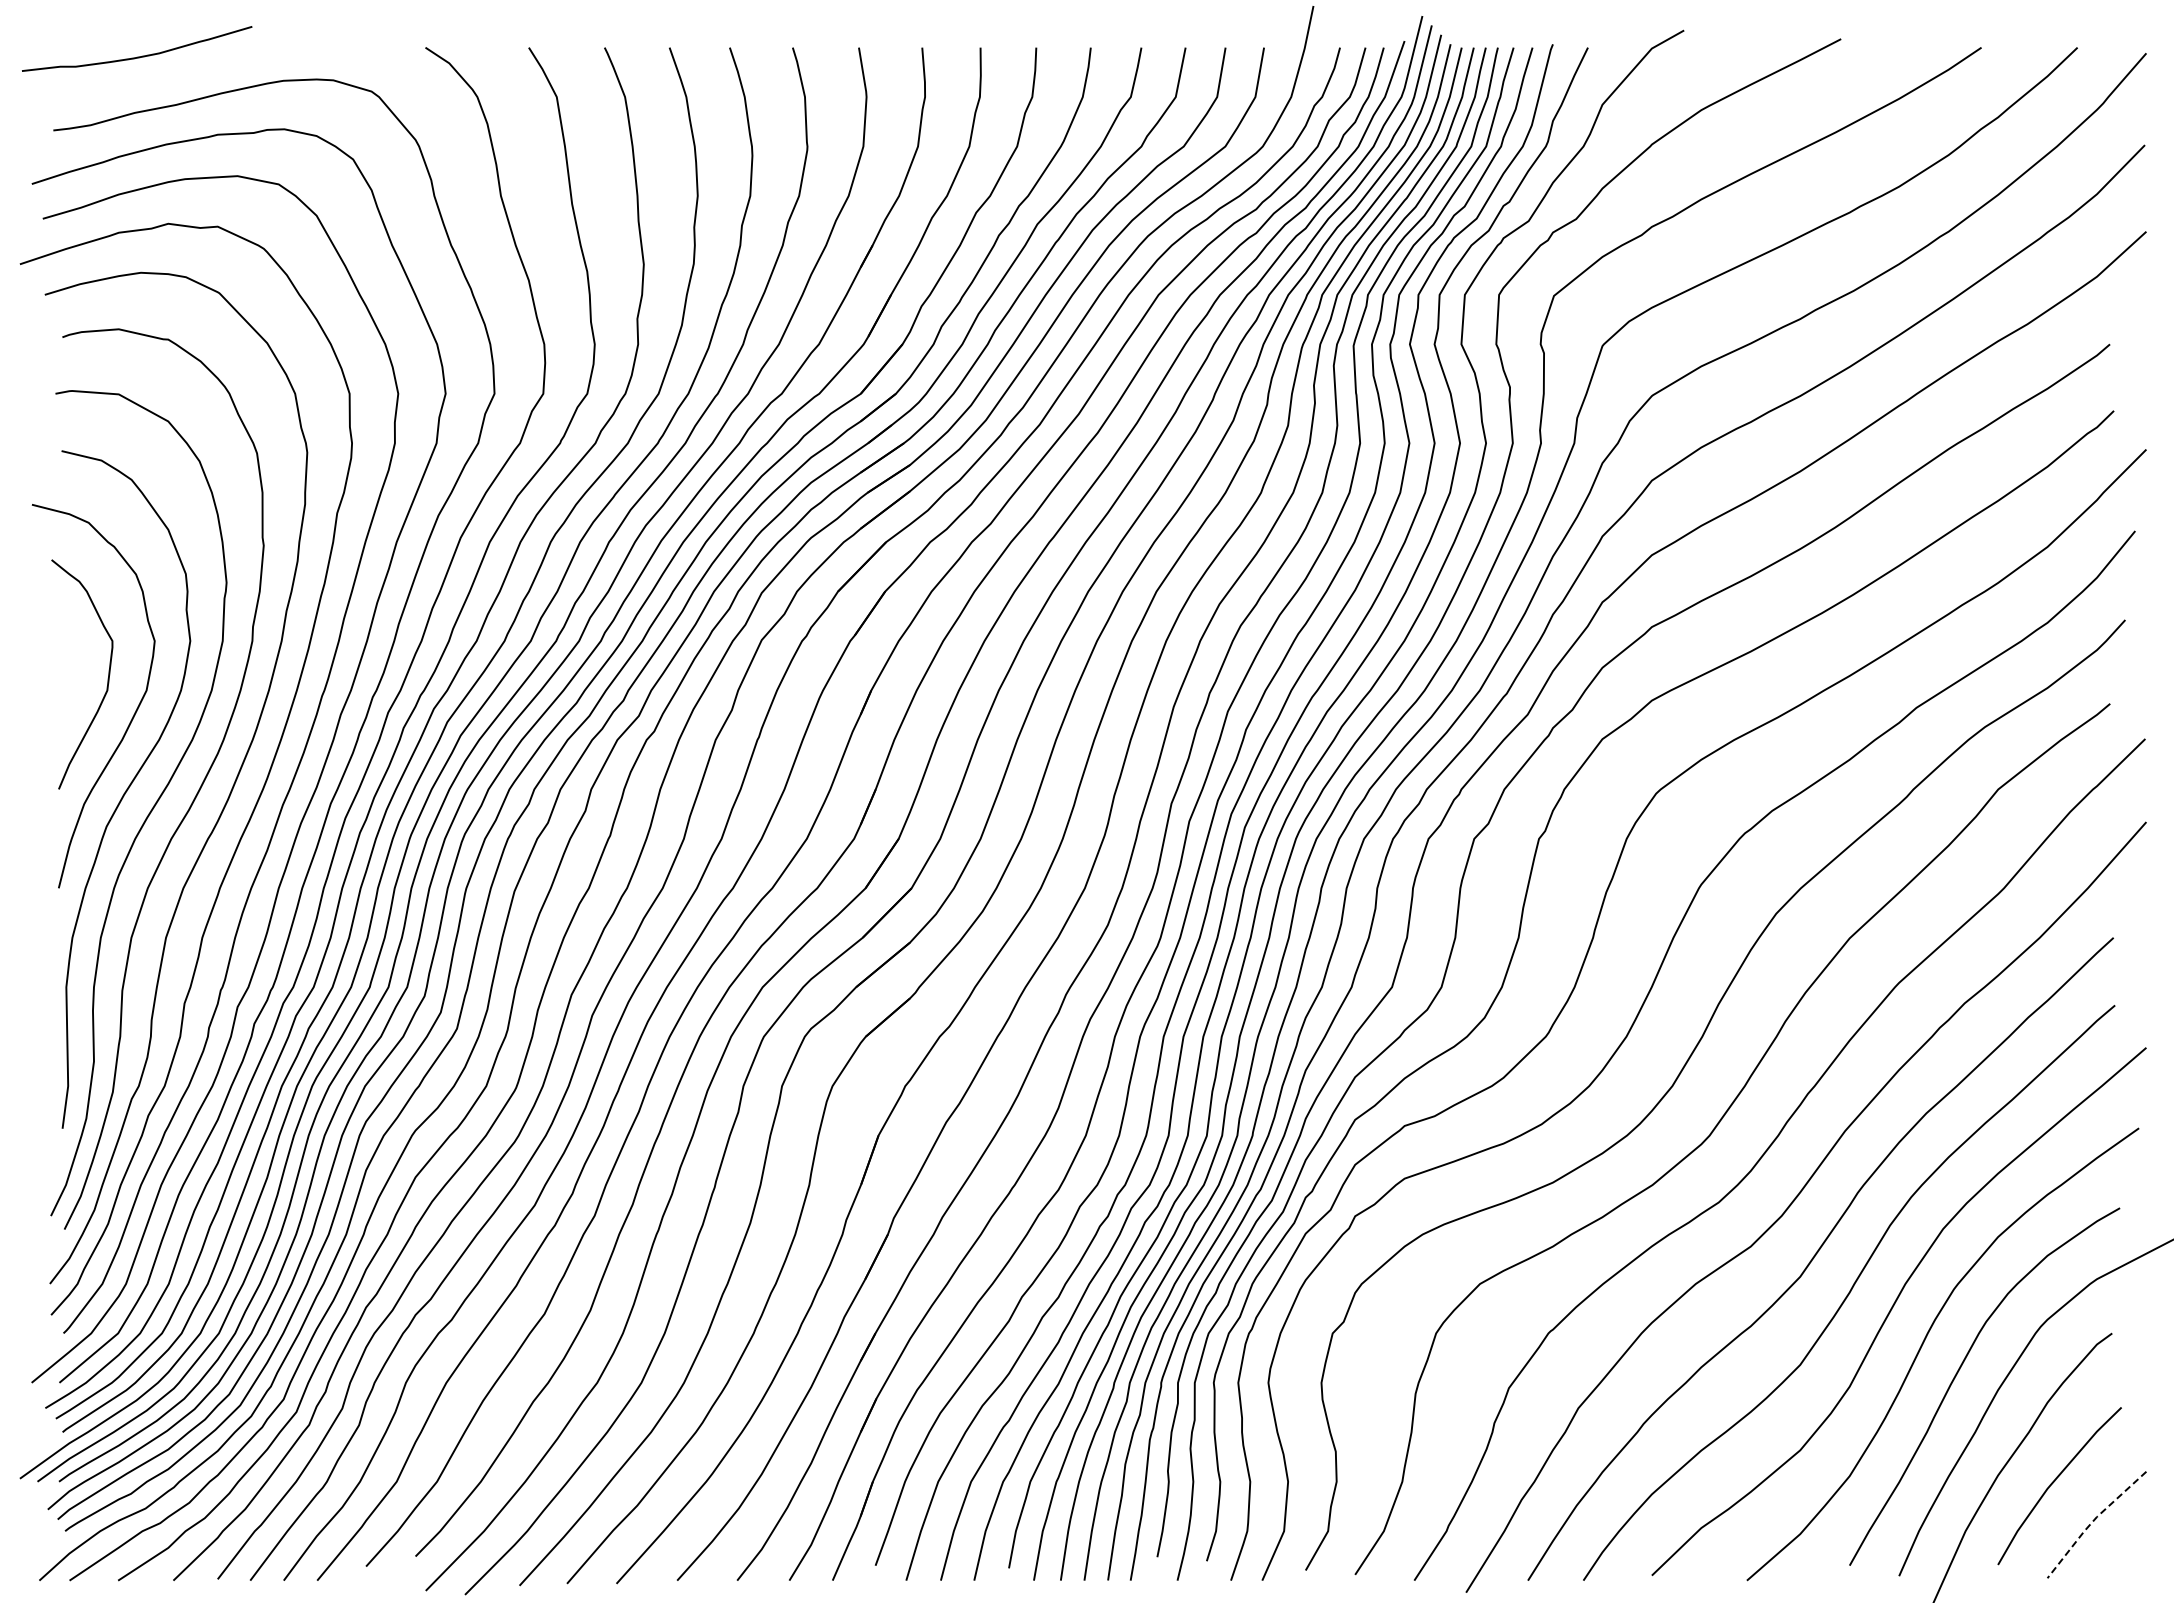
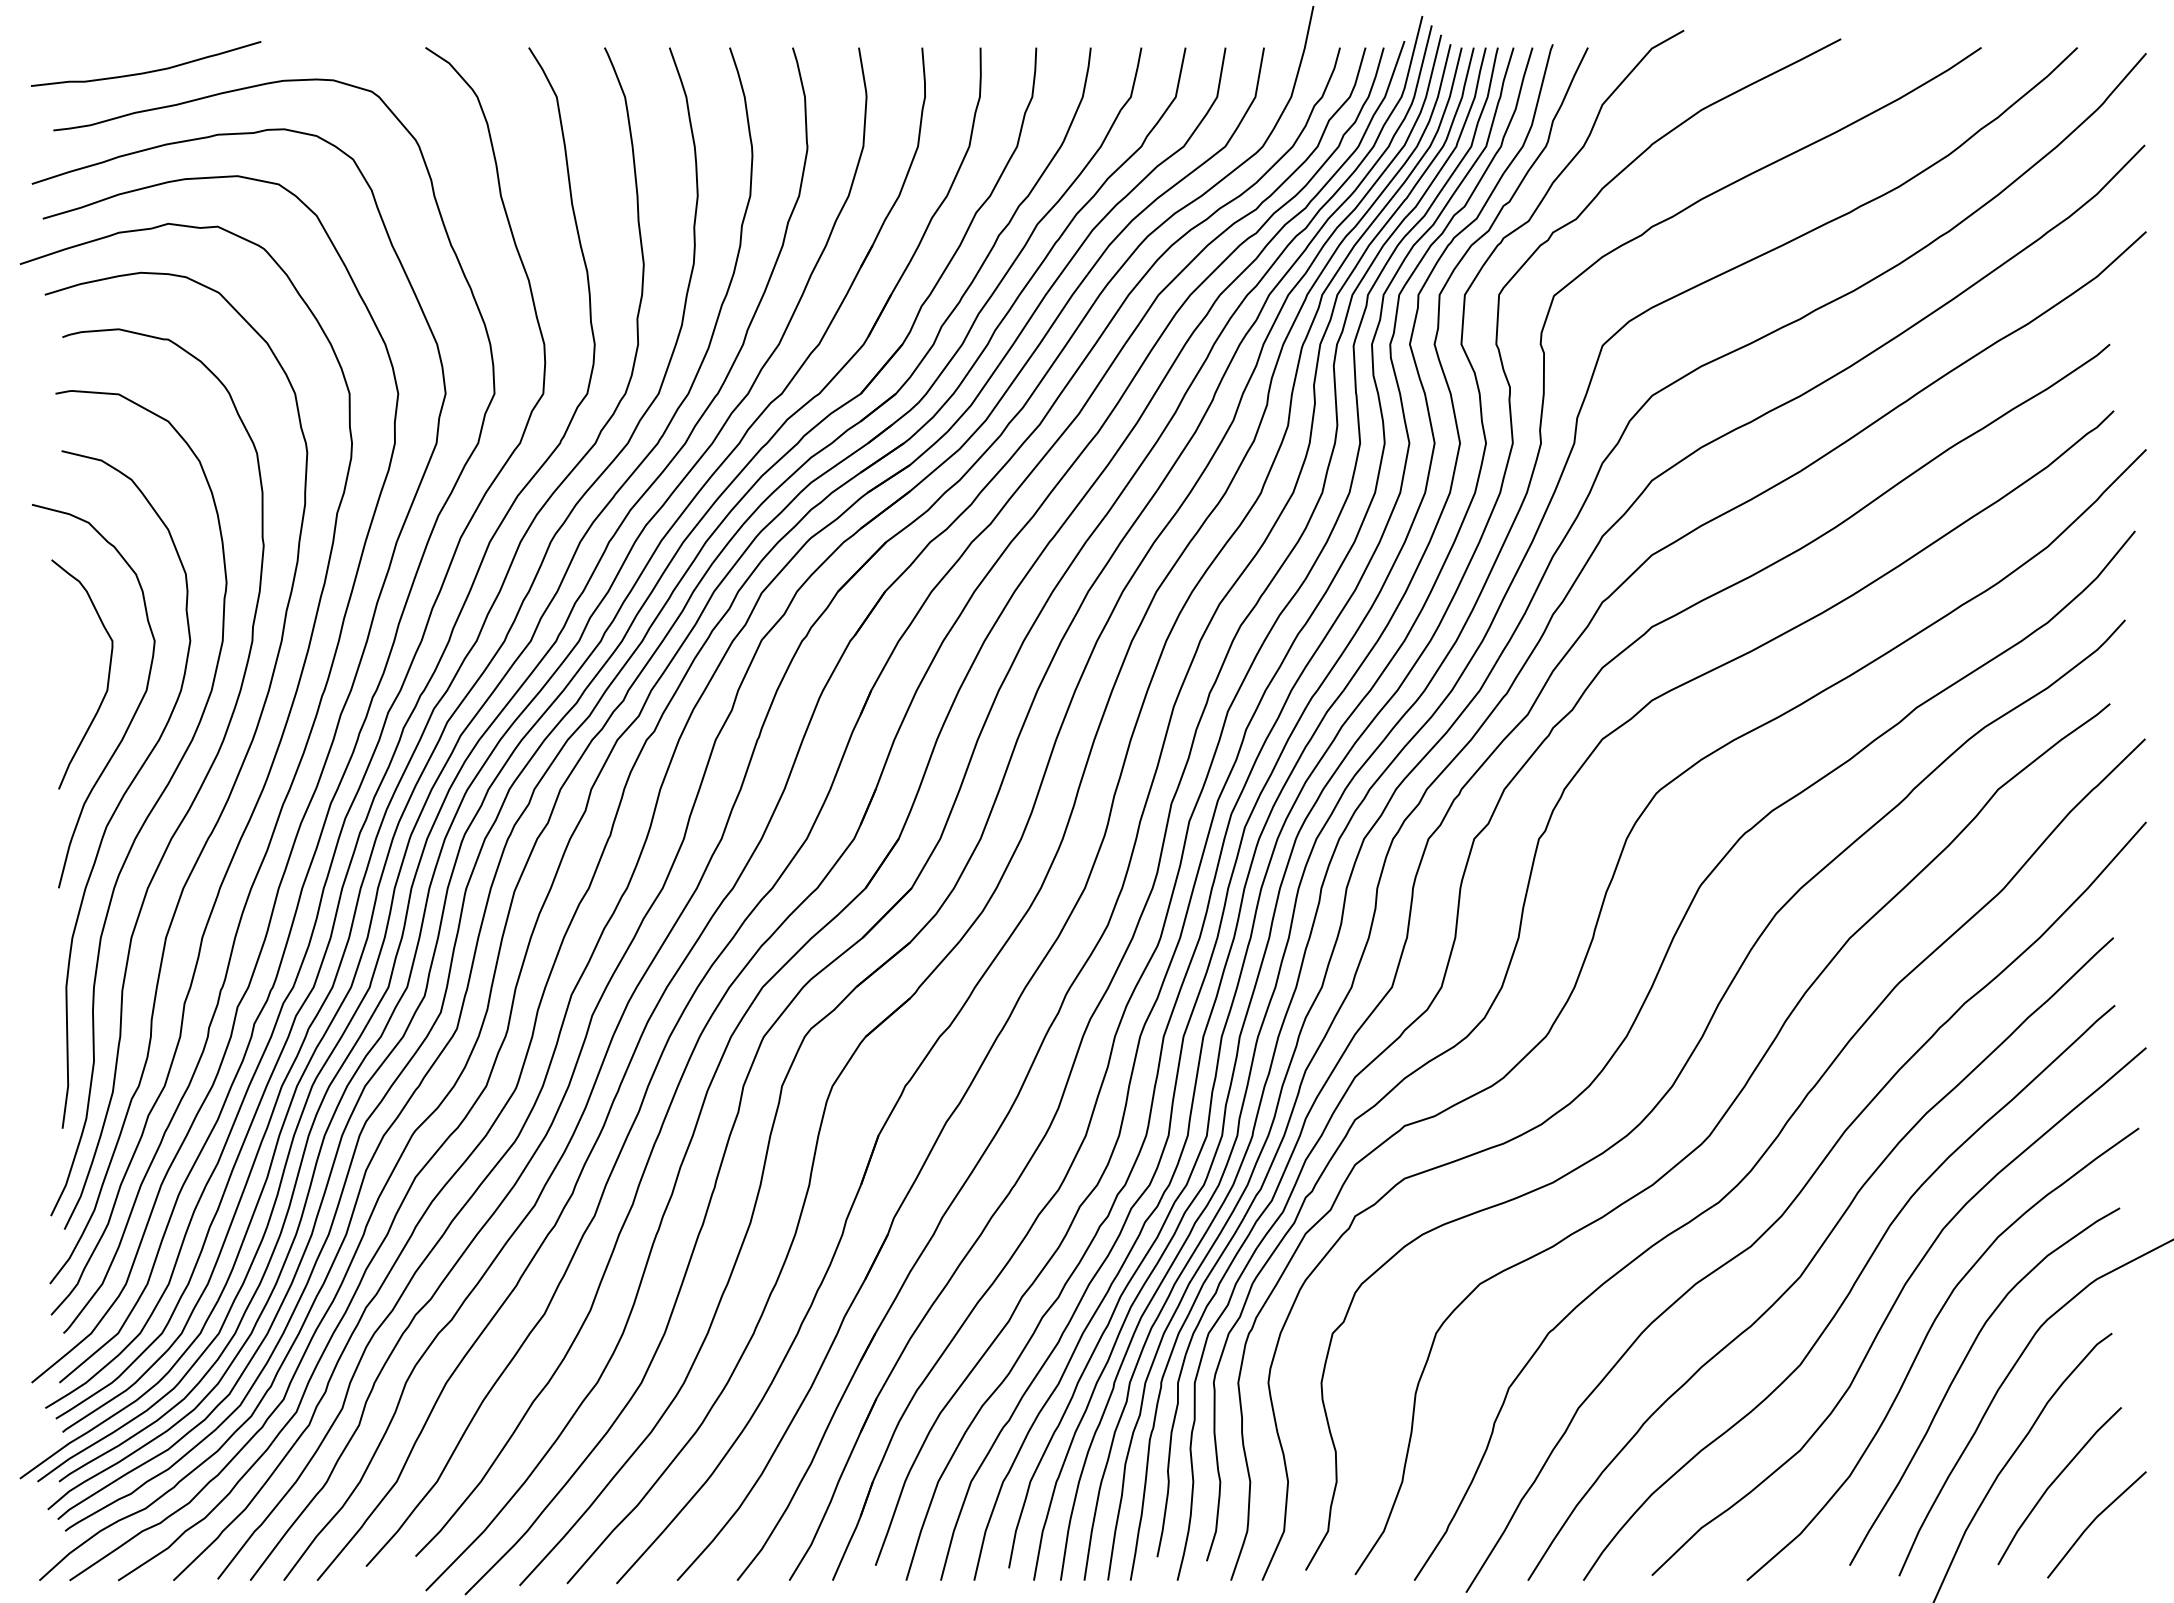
curve position: (137, 56) -> (146, 71) (146, 71)
line: dashed -> solid (2092, 1521)
